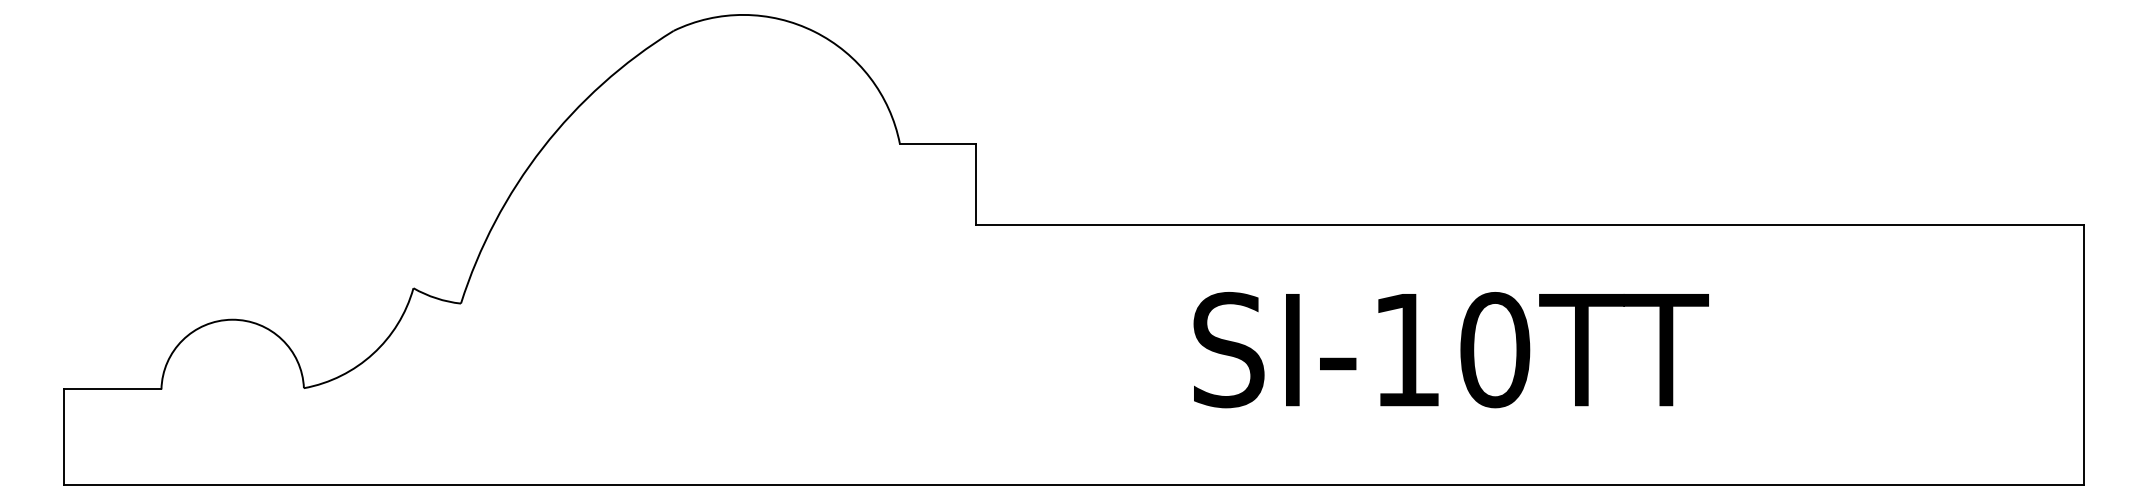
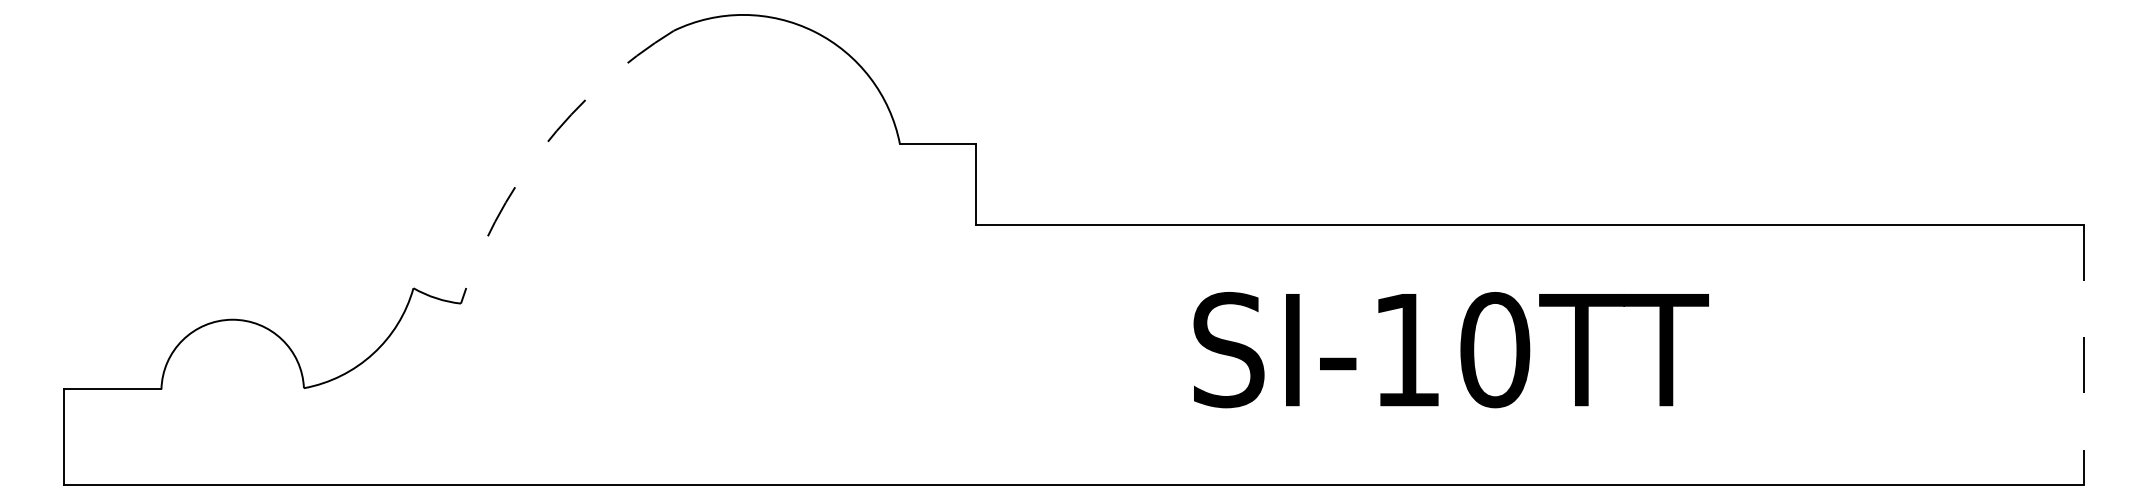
arc: solid -> dashed (542, 148)
line: solid -> dashed (2083, 355)
